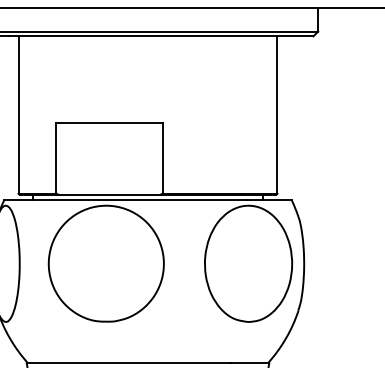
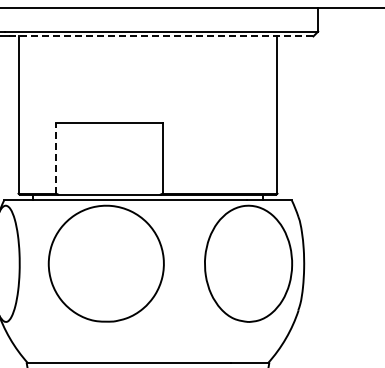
line: solid -> dashed (161, 36)
line: solid -> dashed (56, 157)
